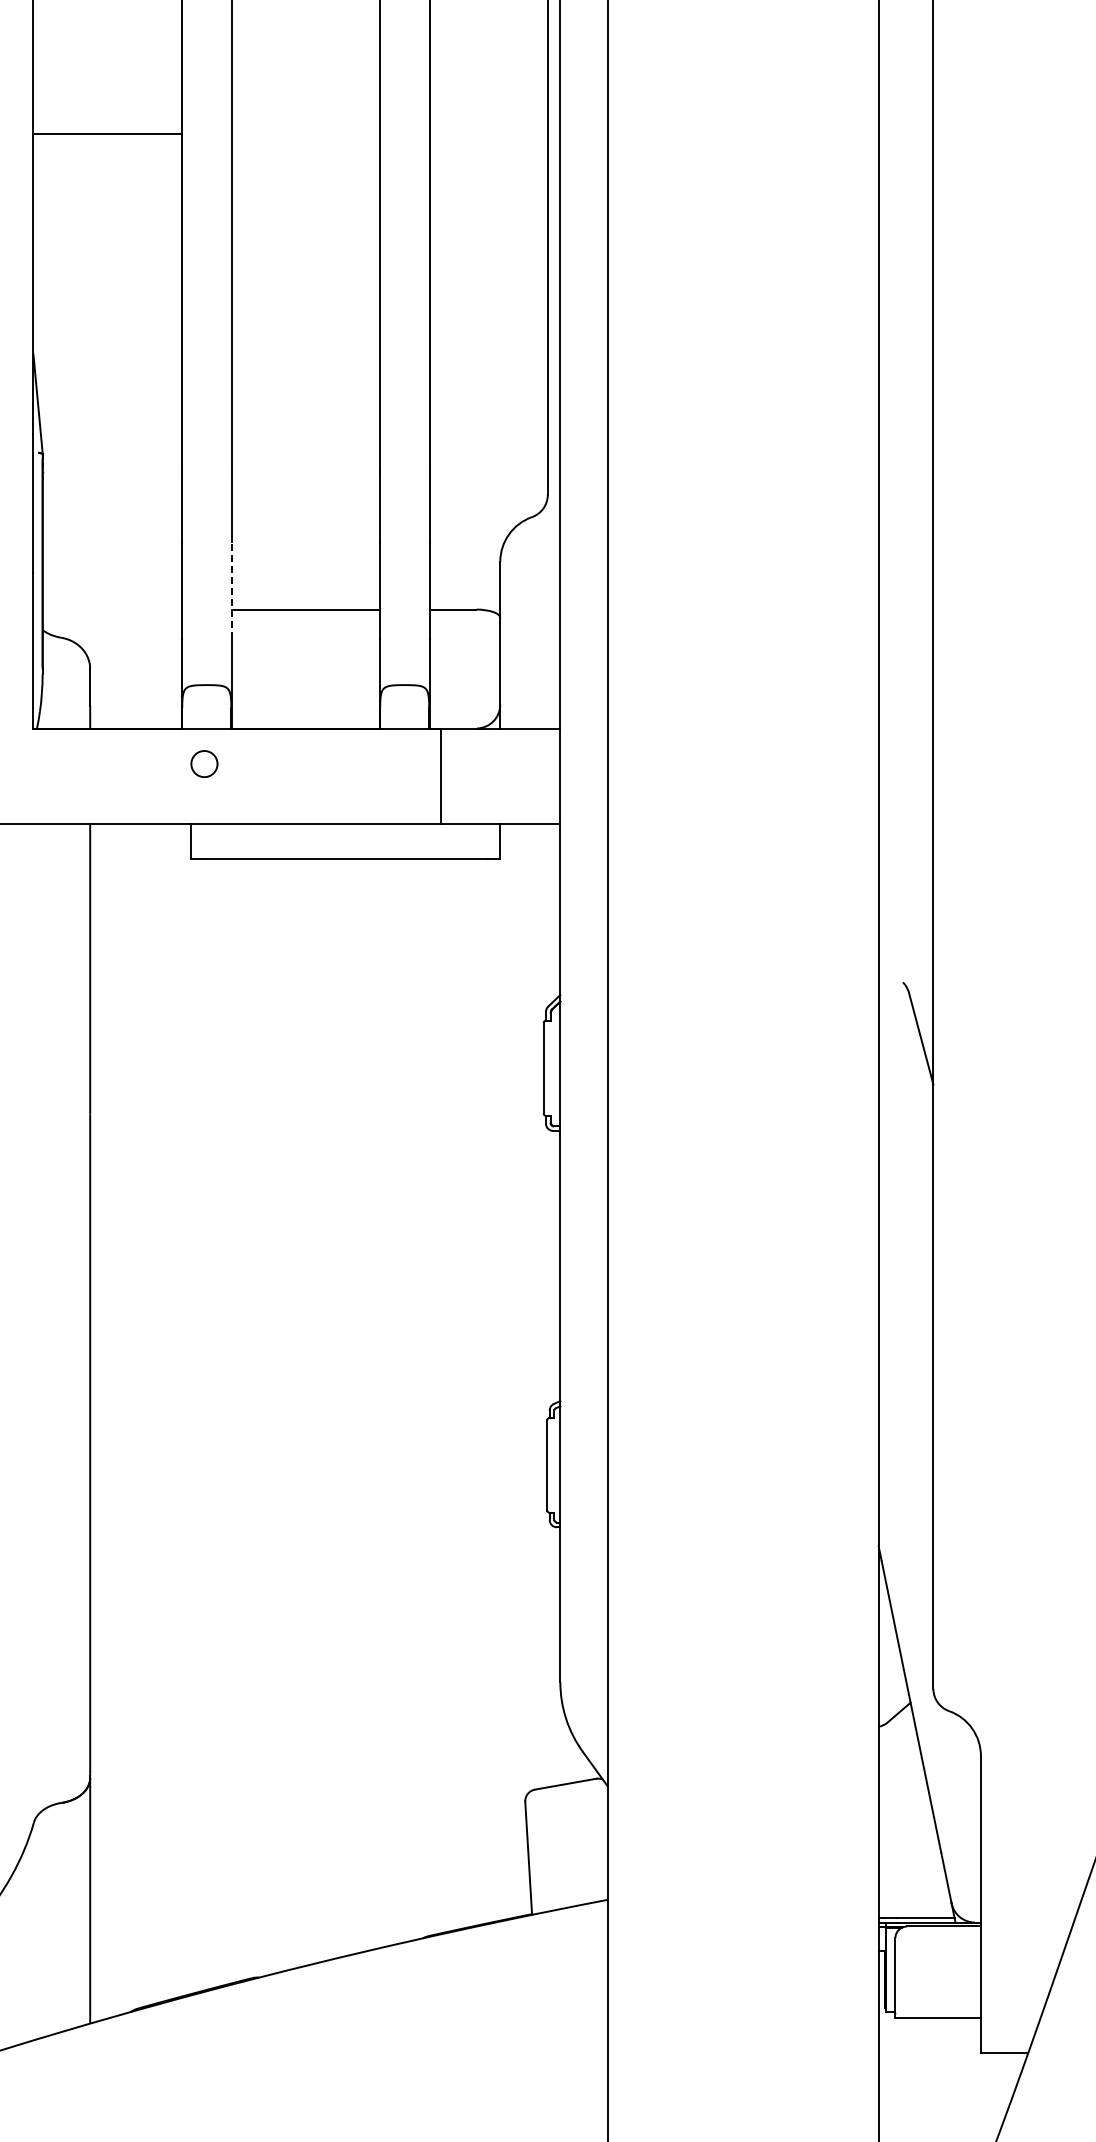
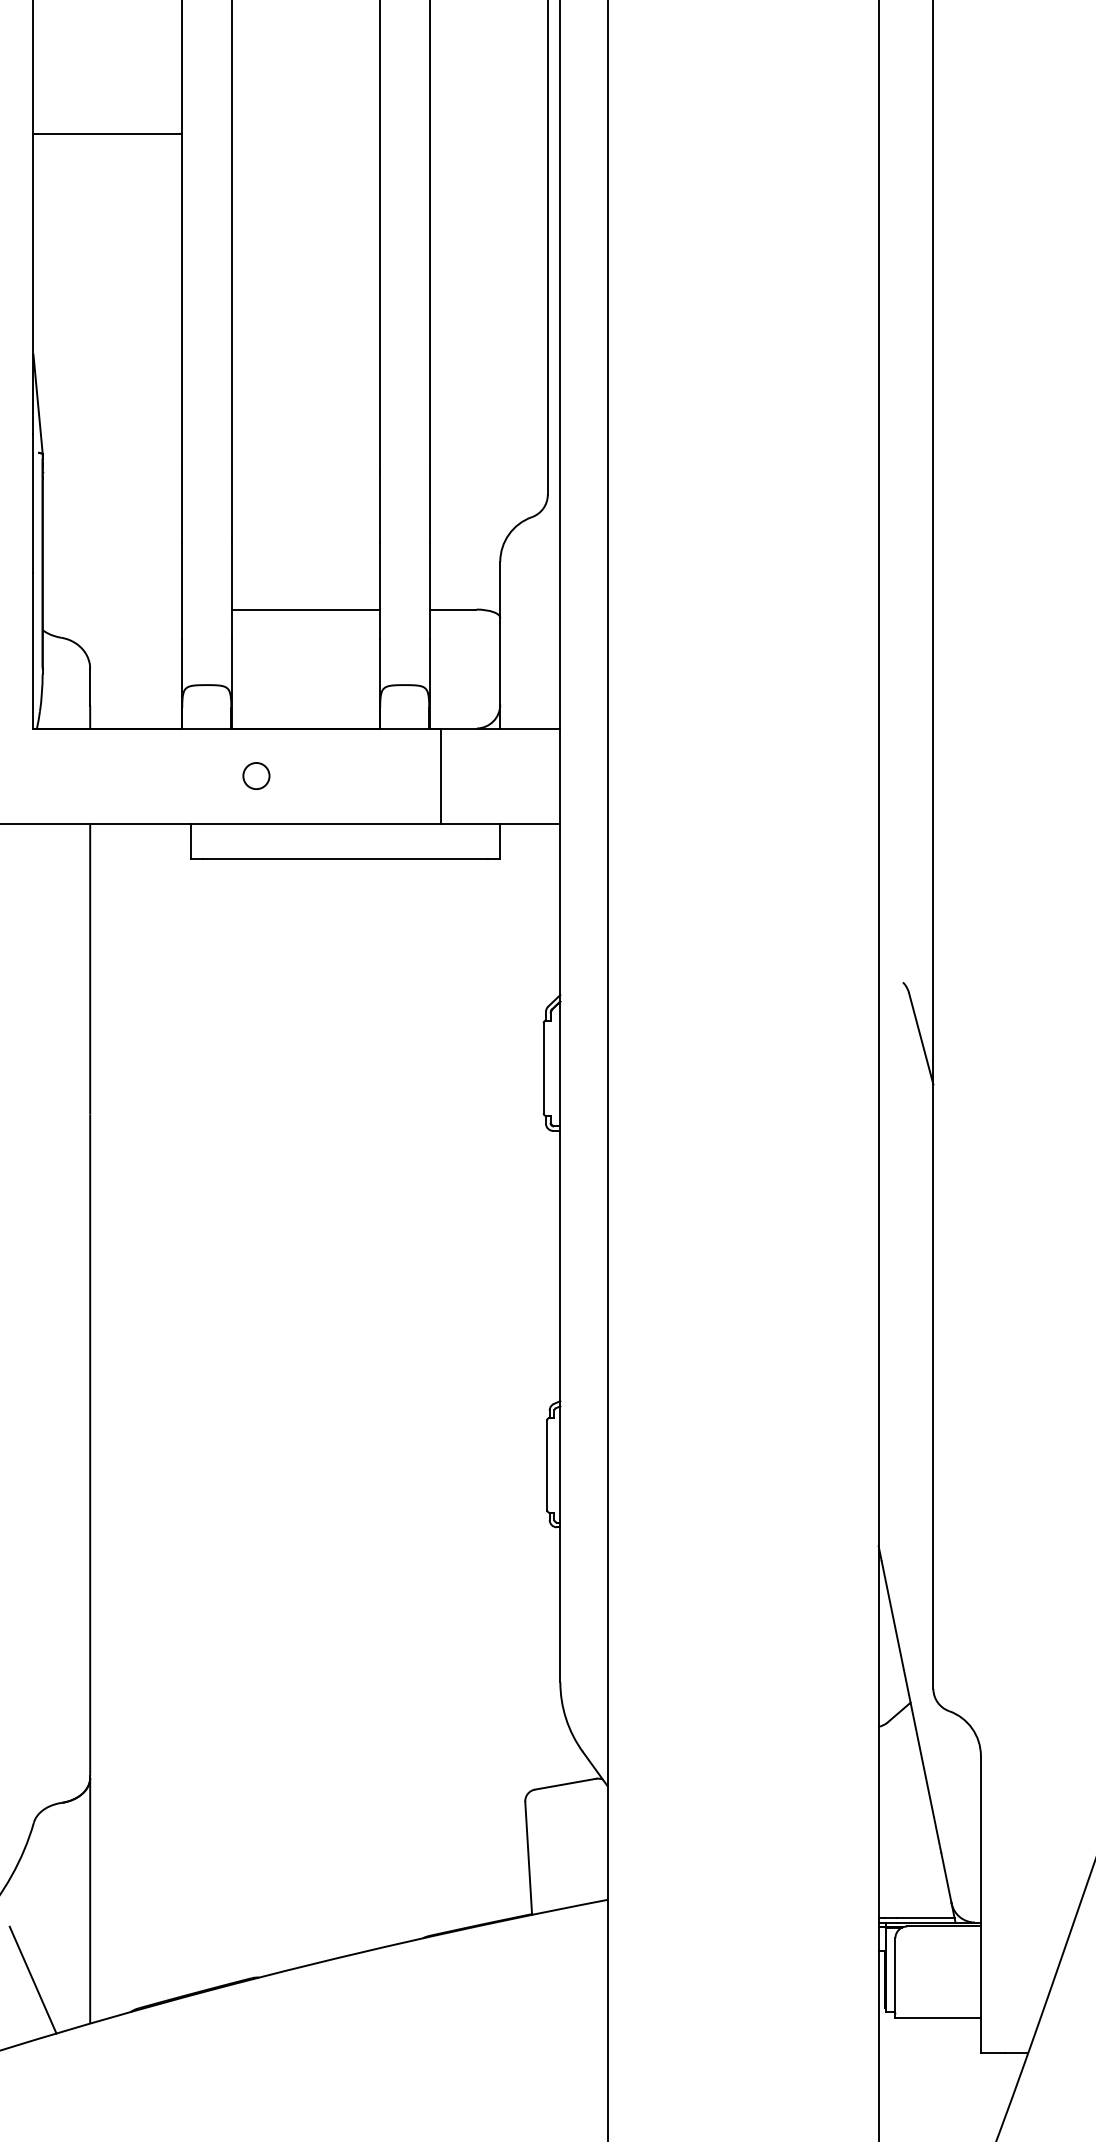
line: dashed -> solid (231, 590)
circle position: (204, 763) -> (256, 775) (256, 775)
line: none -> present (32, 1979)
